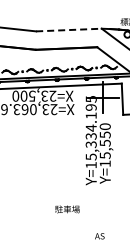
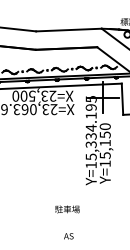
line: dashed -> solid (68, 30)
text: Y=15,550 -> Y=15,150 (104, 142)
text position: (99, 236) -> (68, 236) (68, 236)
